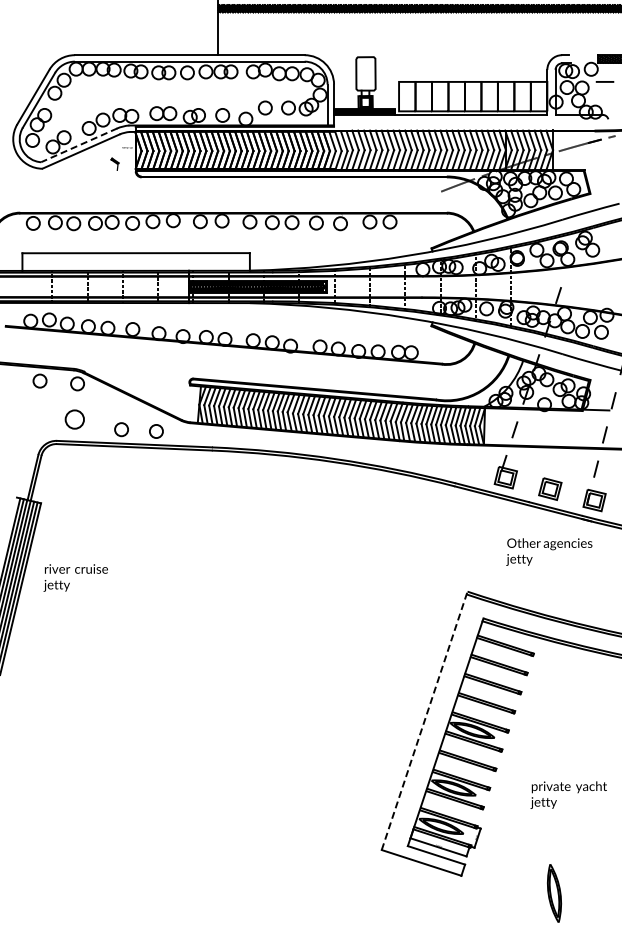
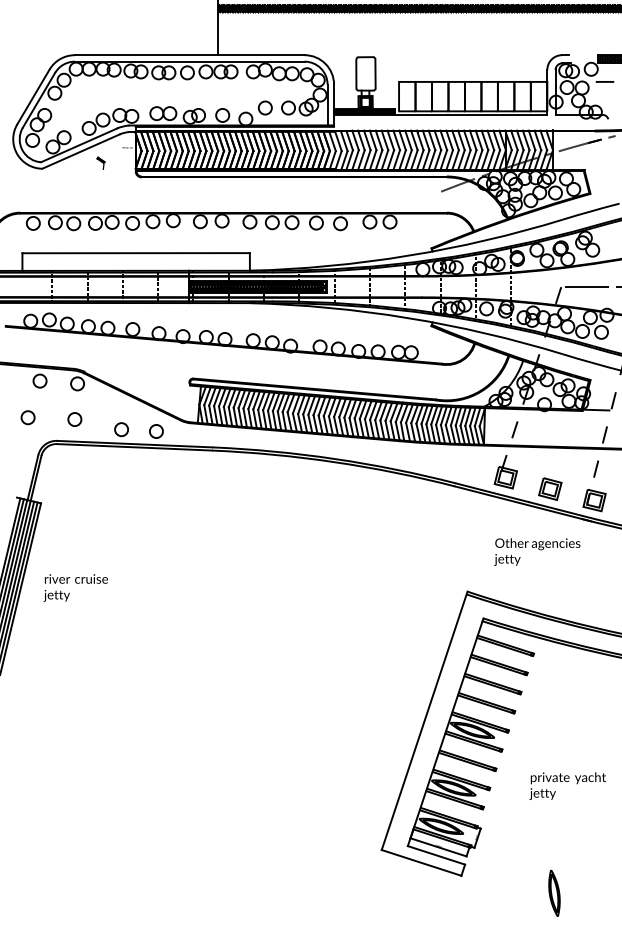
line: dashed -> solid (79, 145)
part position: (114, 163) -> (100, 162) (100, 162)
line: none -> present (591, 287)
circle: none -> present (27, 417)
circle size: 21x21 px -> 16x15 px (74, 419)
text position: (549, 551) -> (537, 551) (537, 551)
text position: (75, 577) -> (75, 587) (75, 587)
line: dashed -> solid (424, 720)
text position: (568, 794) -> (567, 785) (567, 785)
part size: 16x59 px -> 13x48 px (554, 892)
